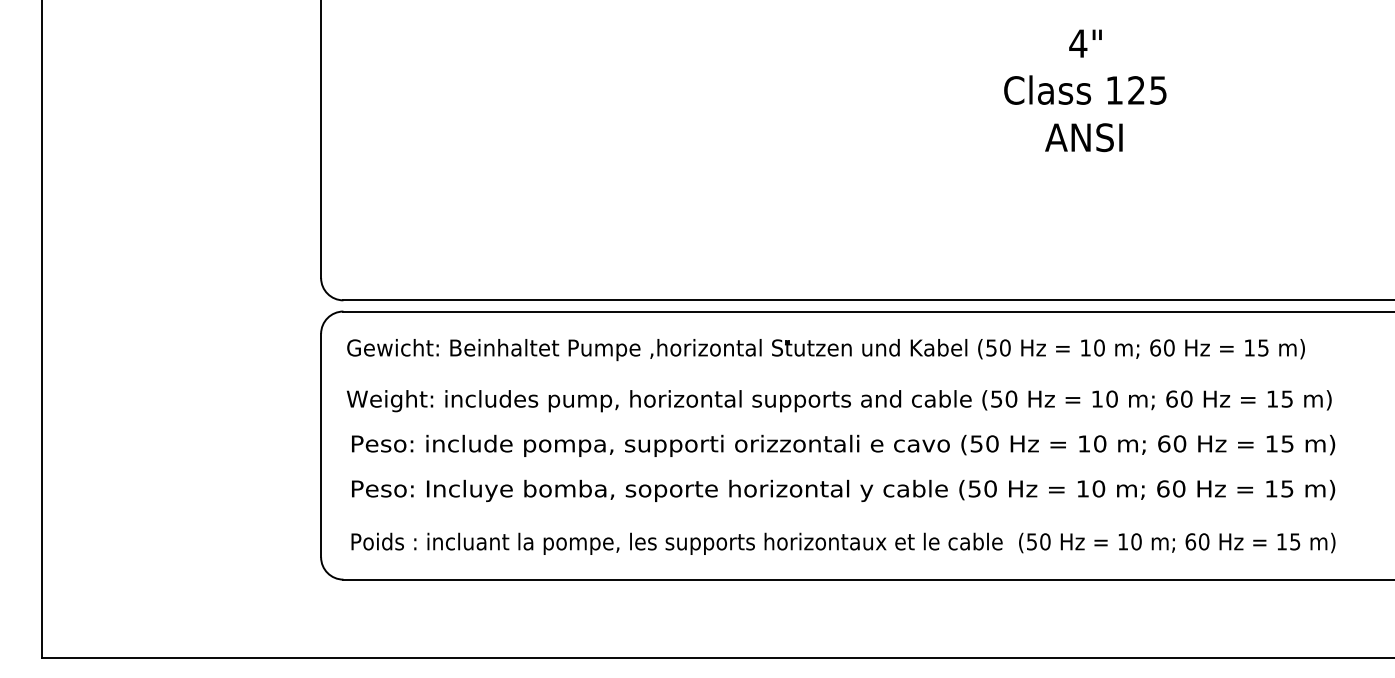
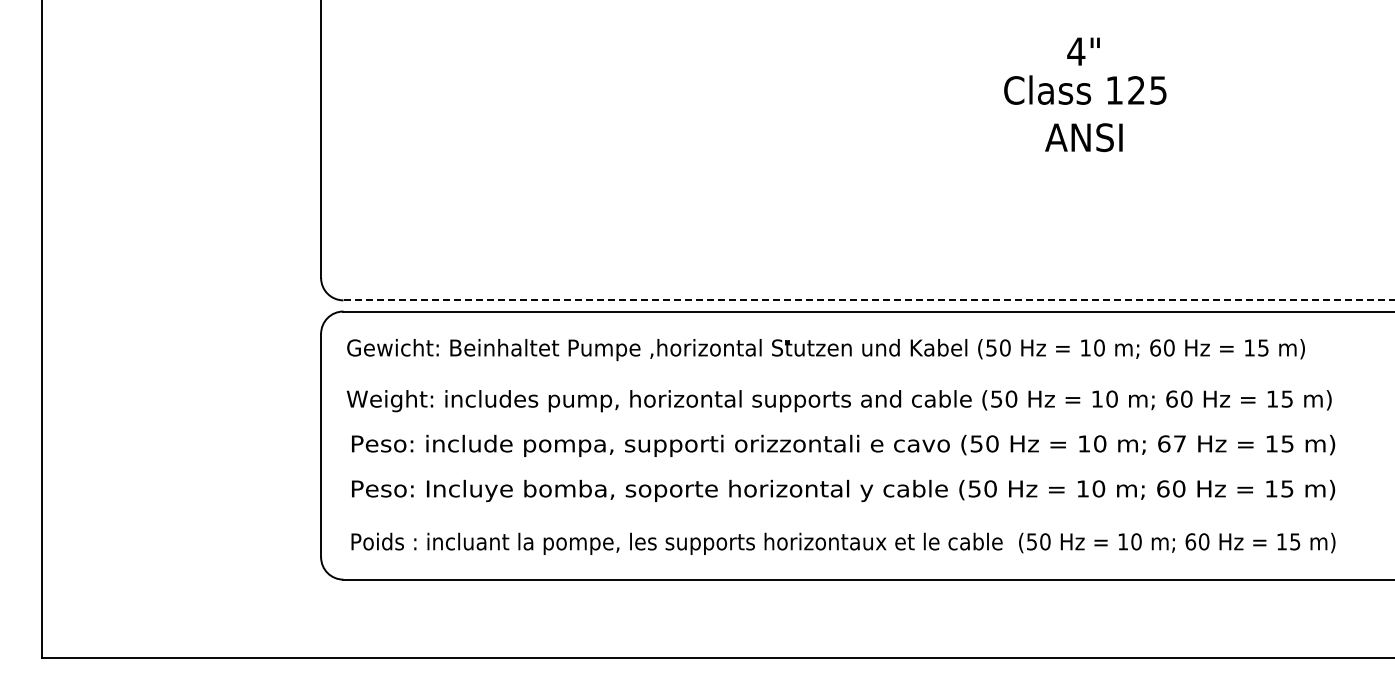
text position: (1085, 43) -> (1083, 51) (1083, 51)
line: solid -> dashed (868, 300)
text: 60 -> 67 (1179, 443)
